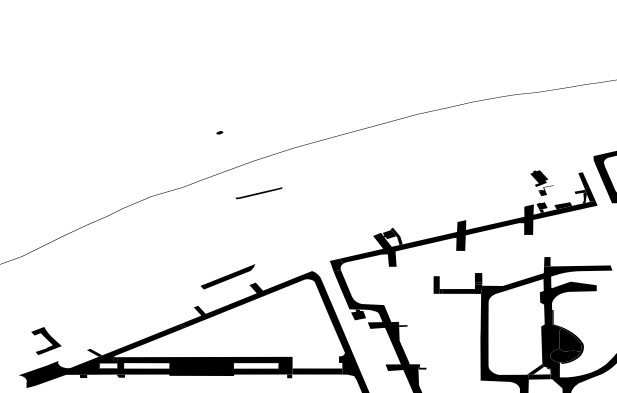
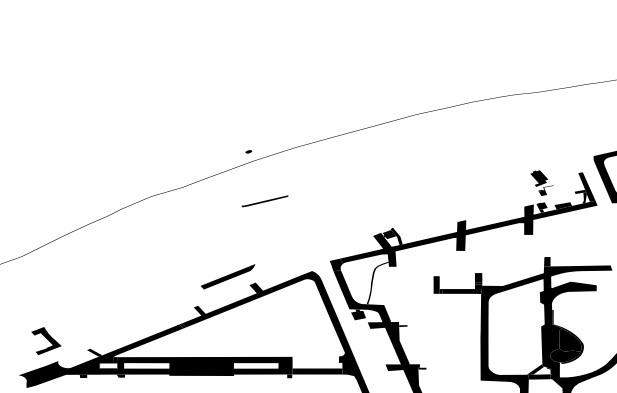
part position: (219, 132) -> (248, 151) (248, 151)
line position: (258, 193) -> (264, 201) (264, 201)
fill: none -> present (377, 282)
